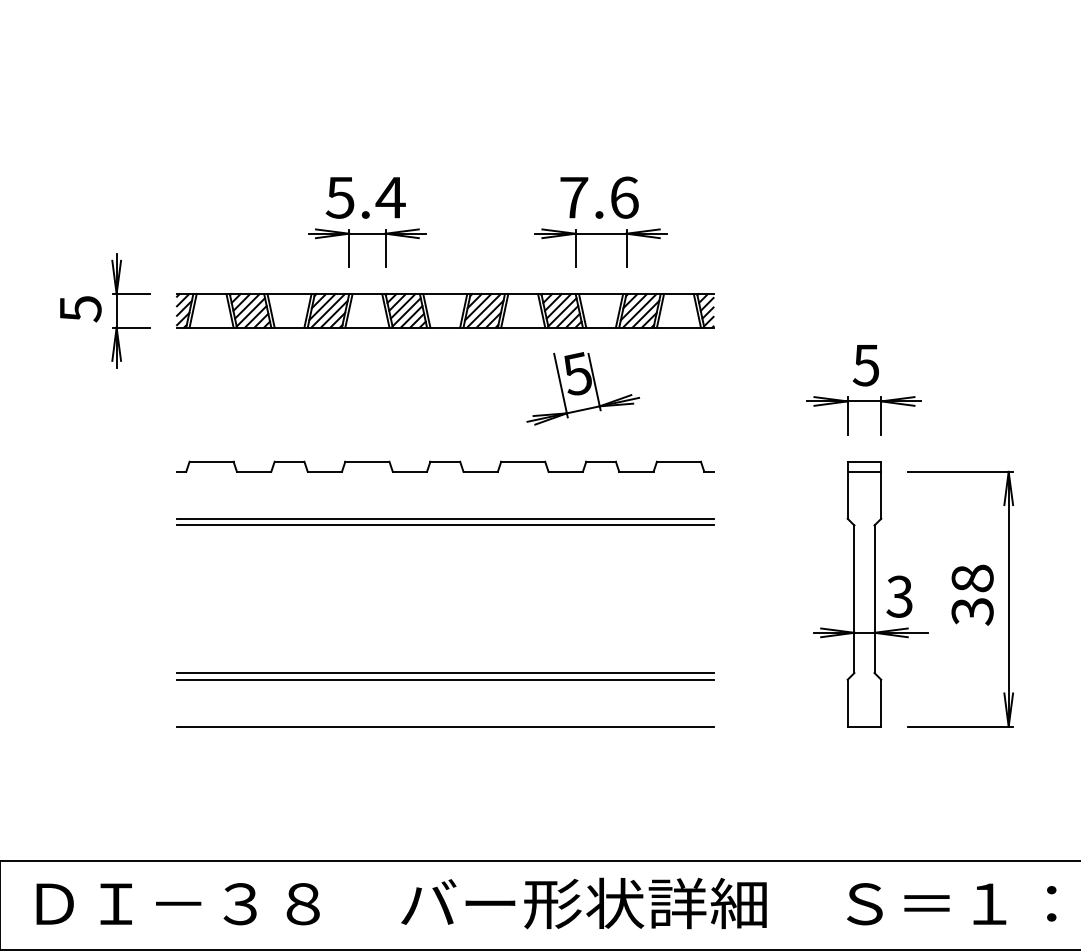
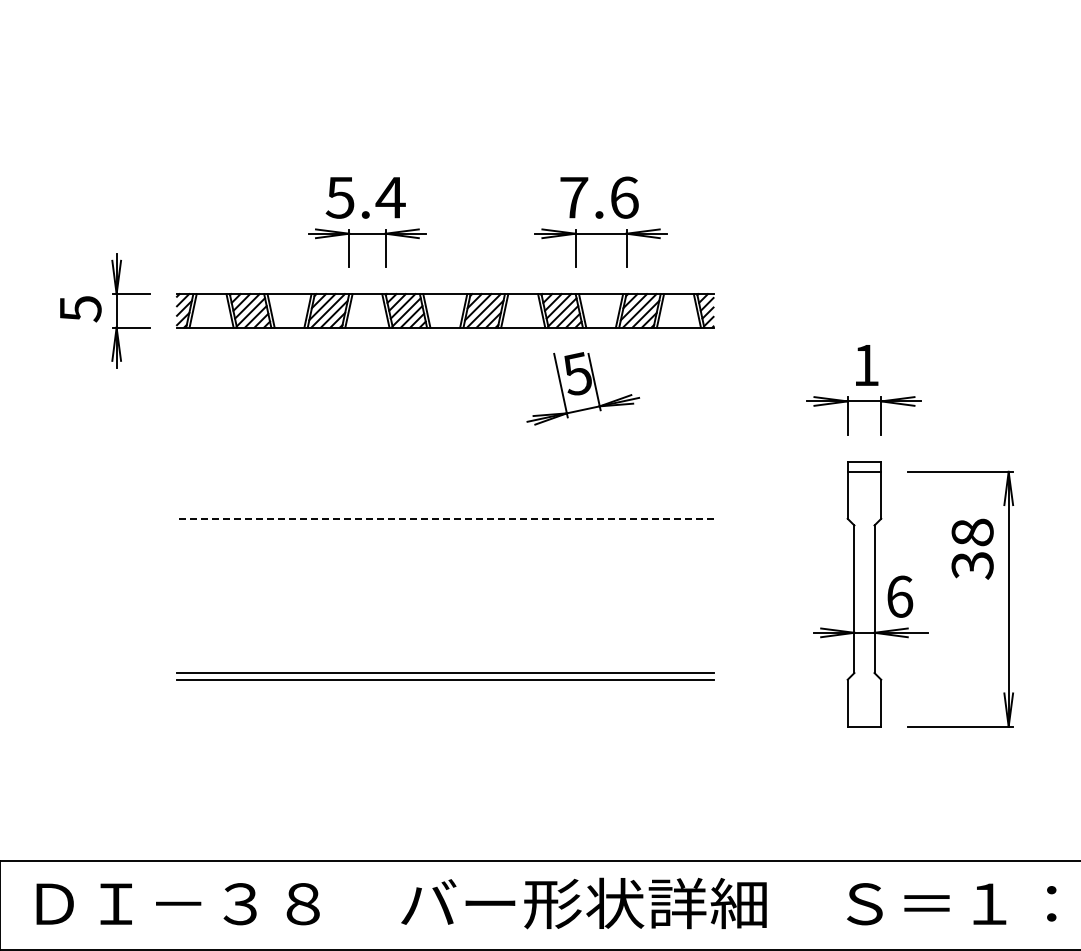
text: 5 -> 1 (865, 365)
part: present -> none (445, 466)
line: solid -> dashed (444, 518)
line: present -> none (445, 525)
text position: (972, 594) -> (972, 548) (972, 548)
text: 3 -> 6 (899, 596)
line: present -> none (445, 726)
